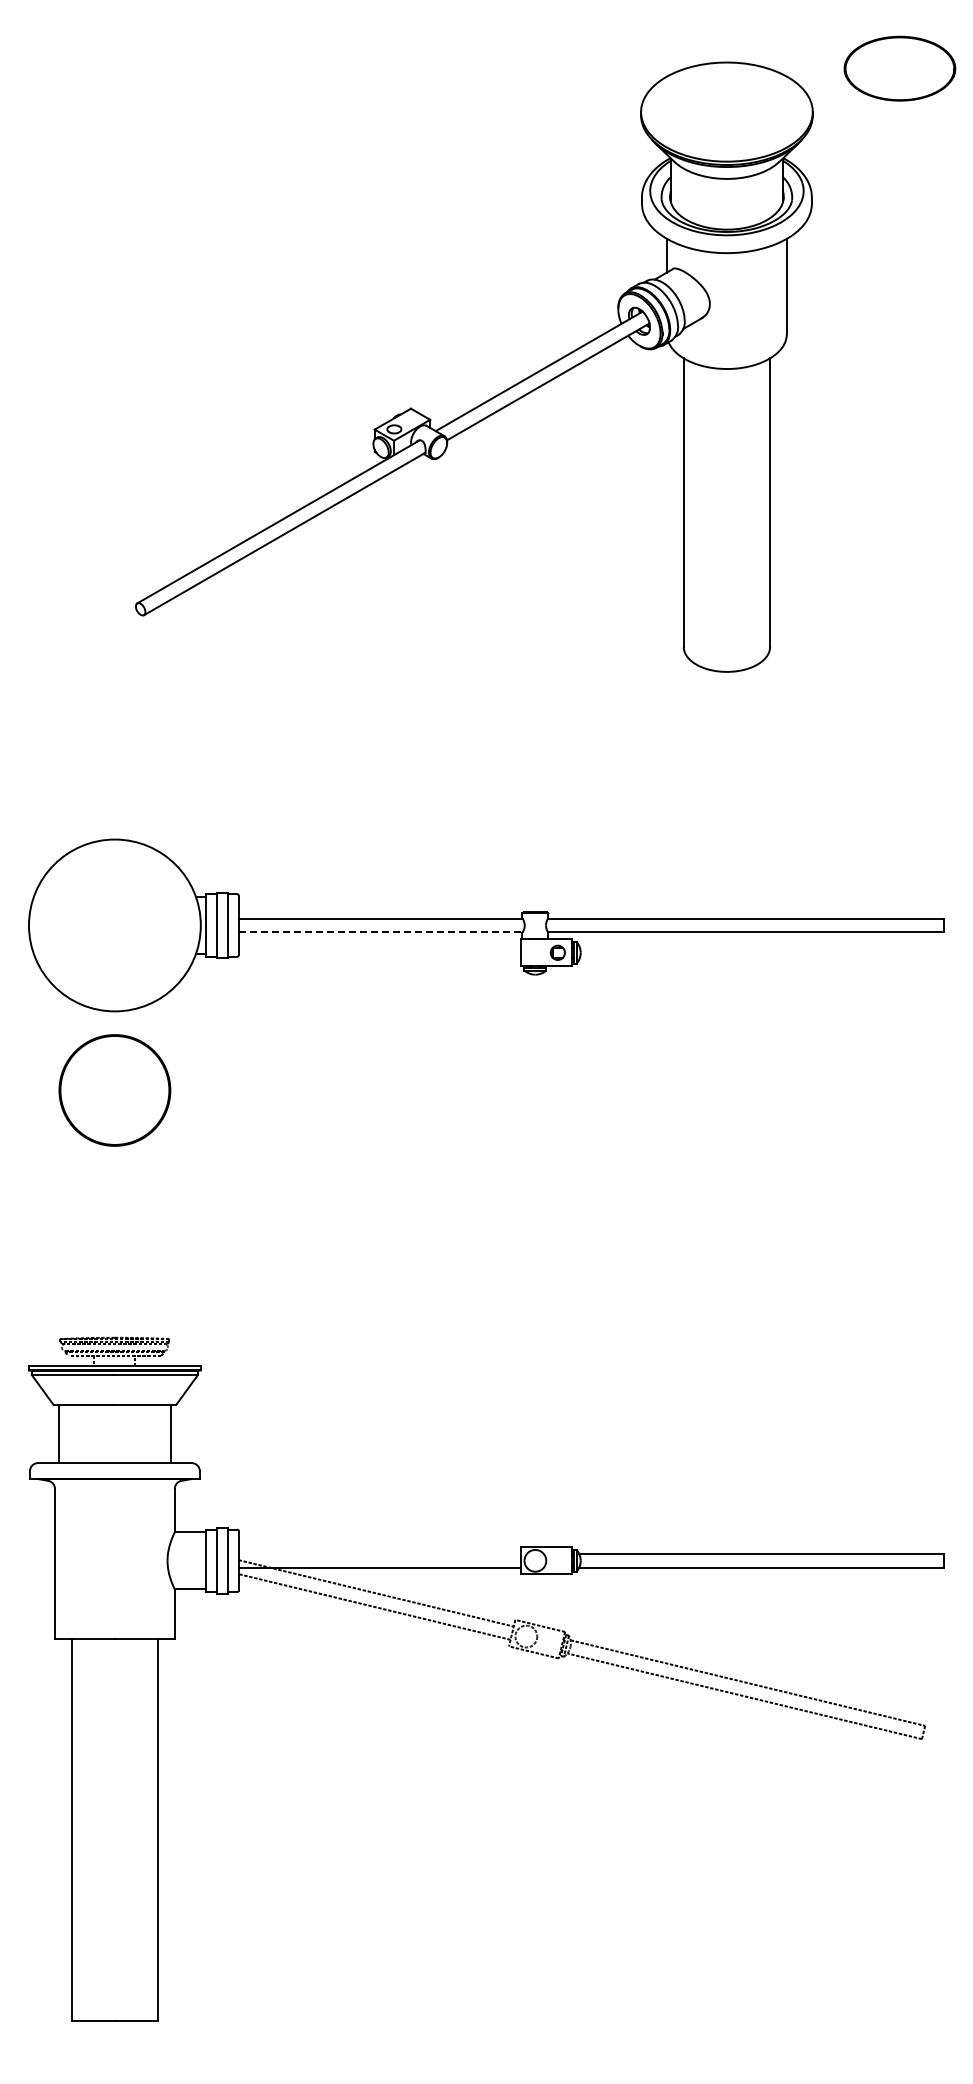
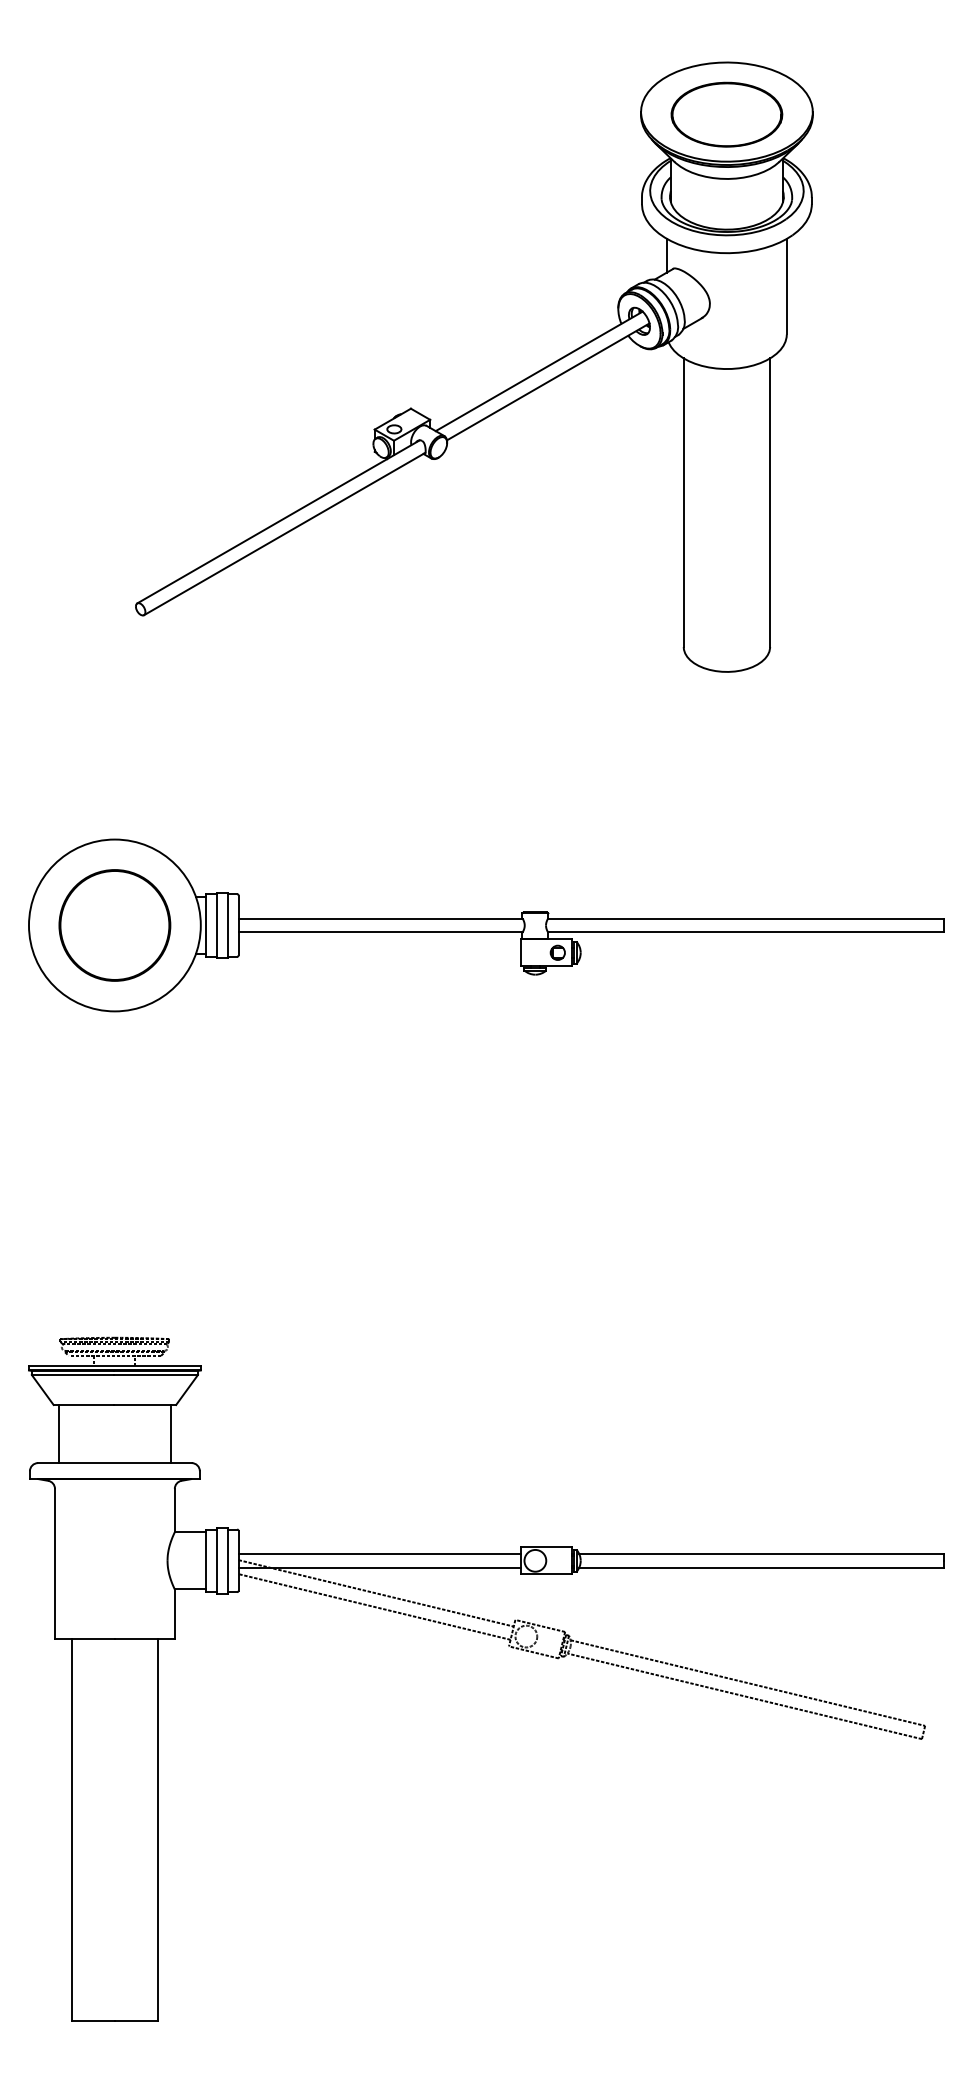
part position: (899, 68) -> (726, 114) (726, 114)
line: dashed -> solid (381, 932)
part position: (114, 1090) -> (114, 925) (114, 925)
line: none -> present (379, 1554)
